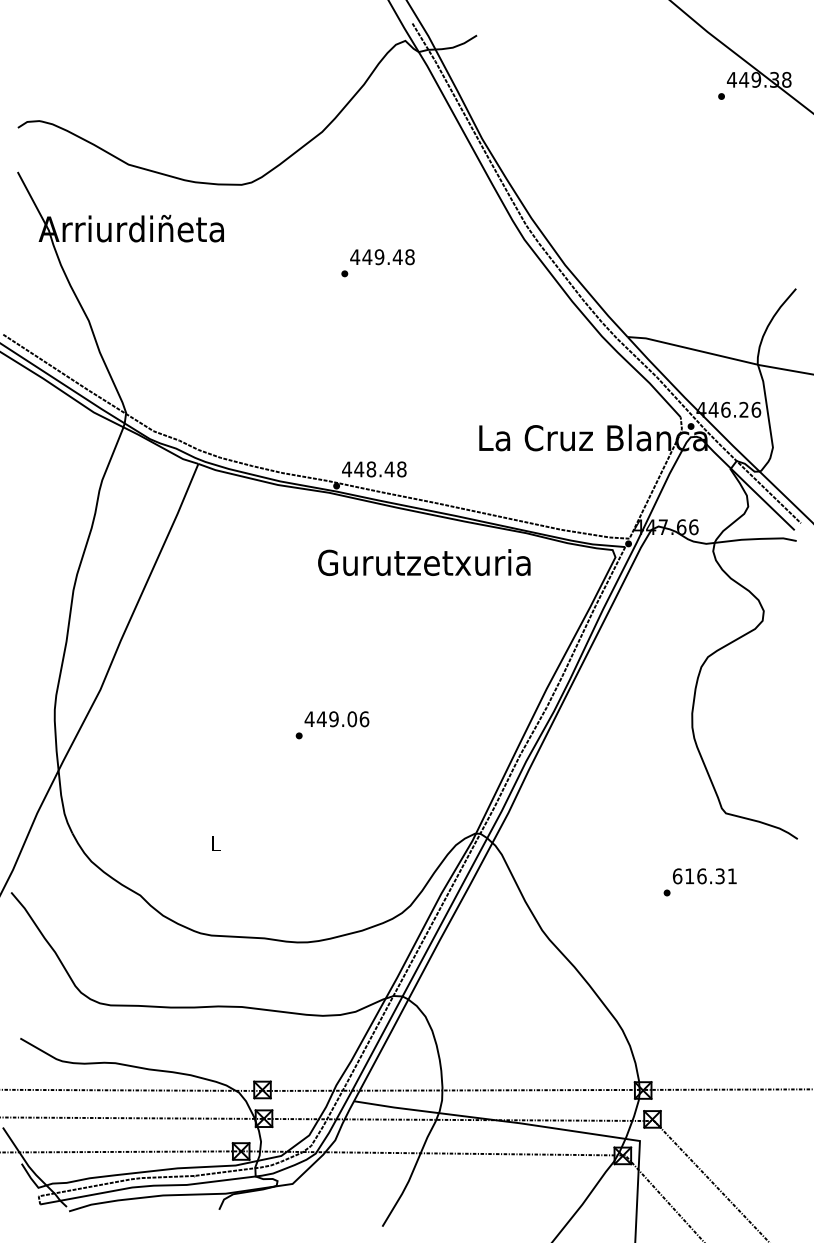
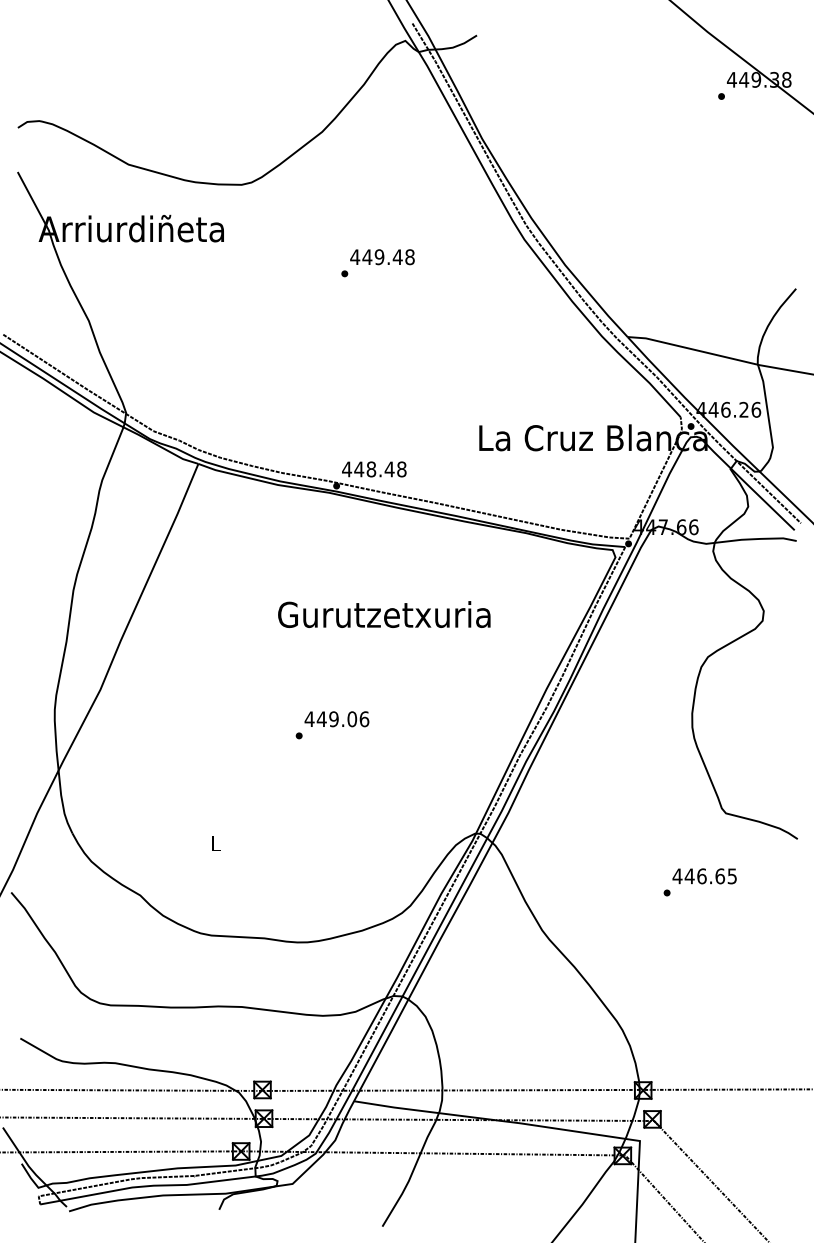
text position: (424, 562) -> (384, 614) (384, 614)
text: 616.31 -> 446.65 (704, 876)
